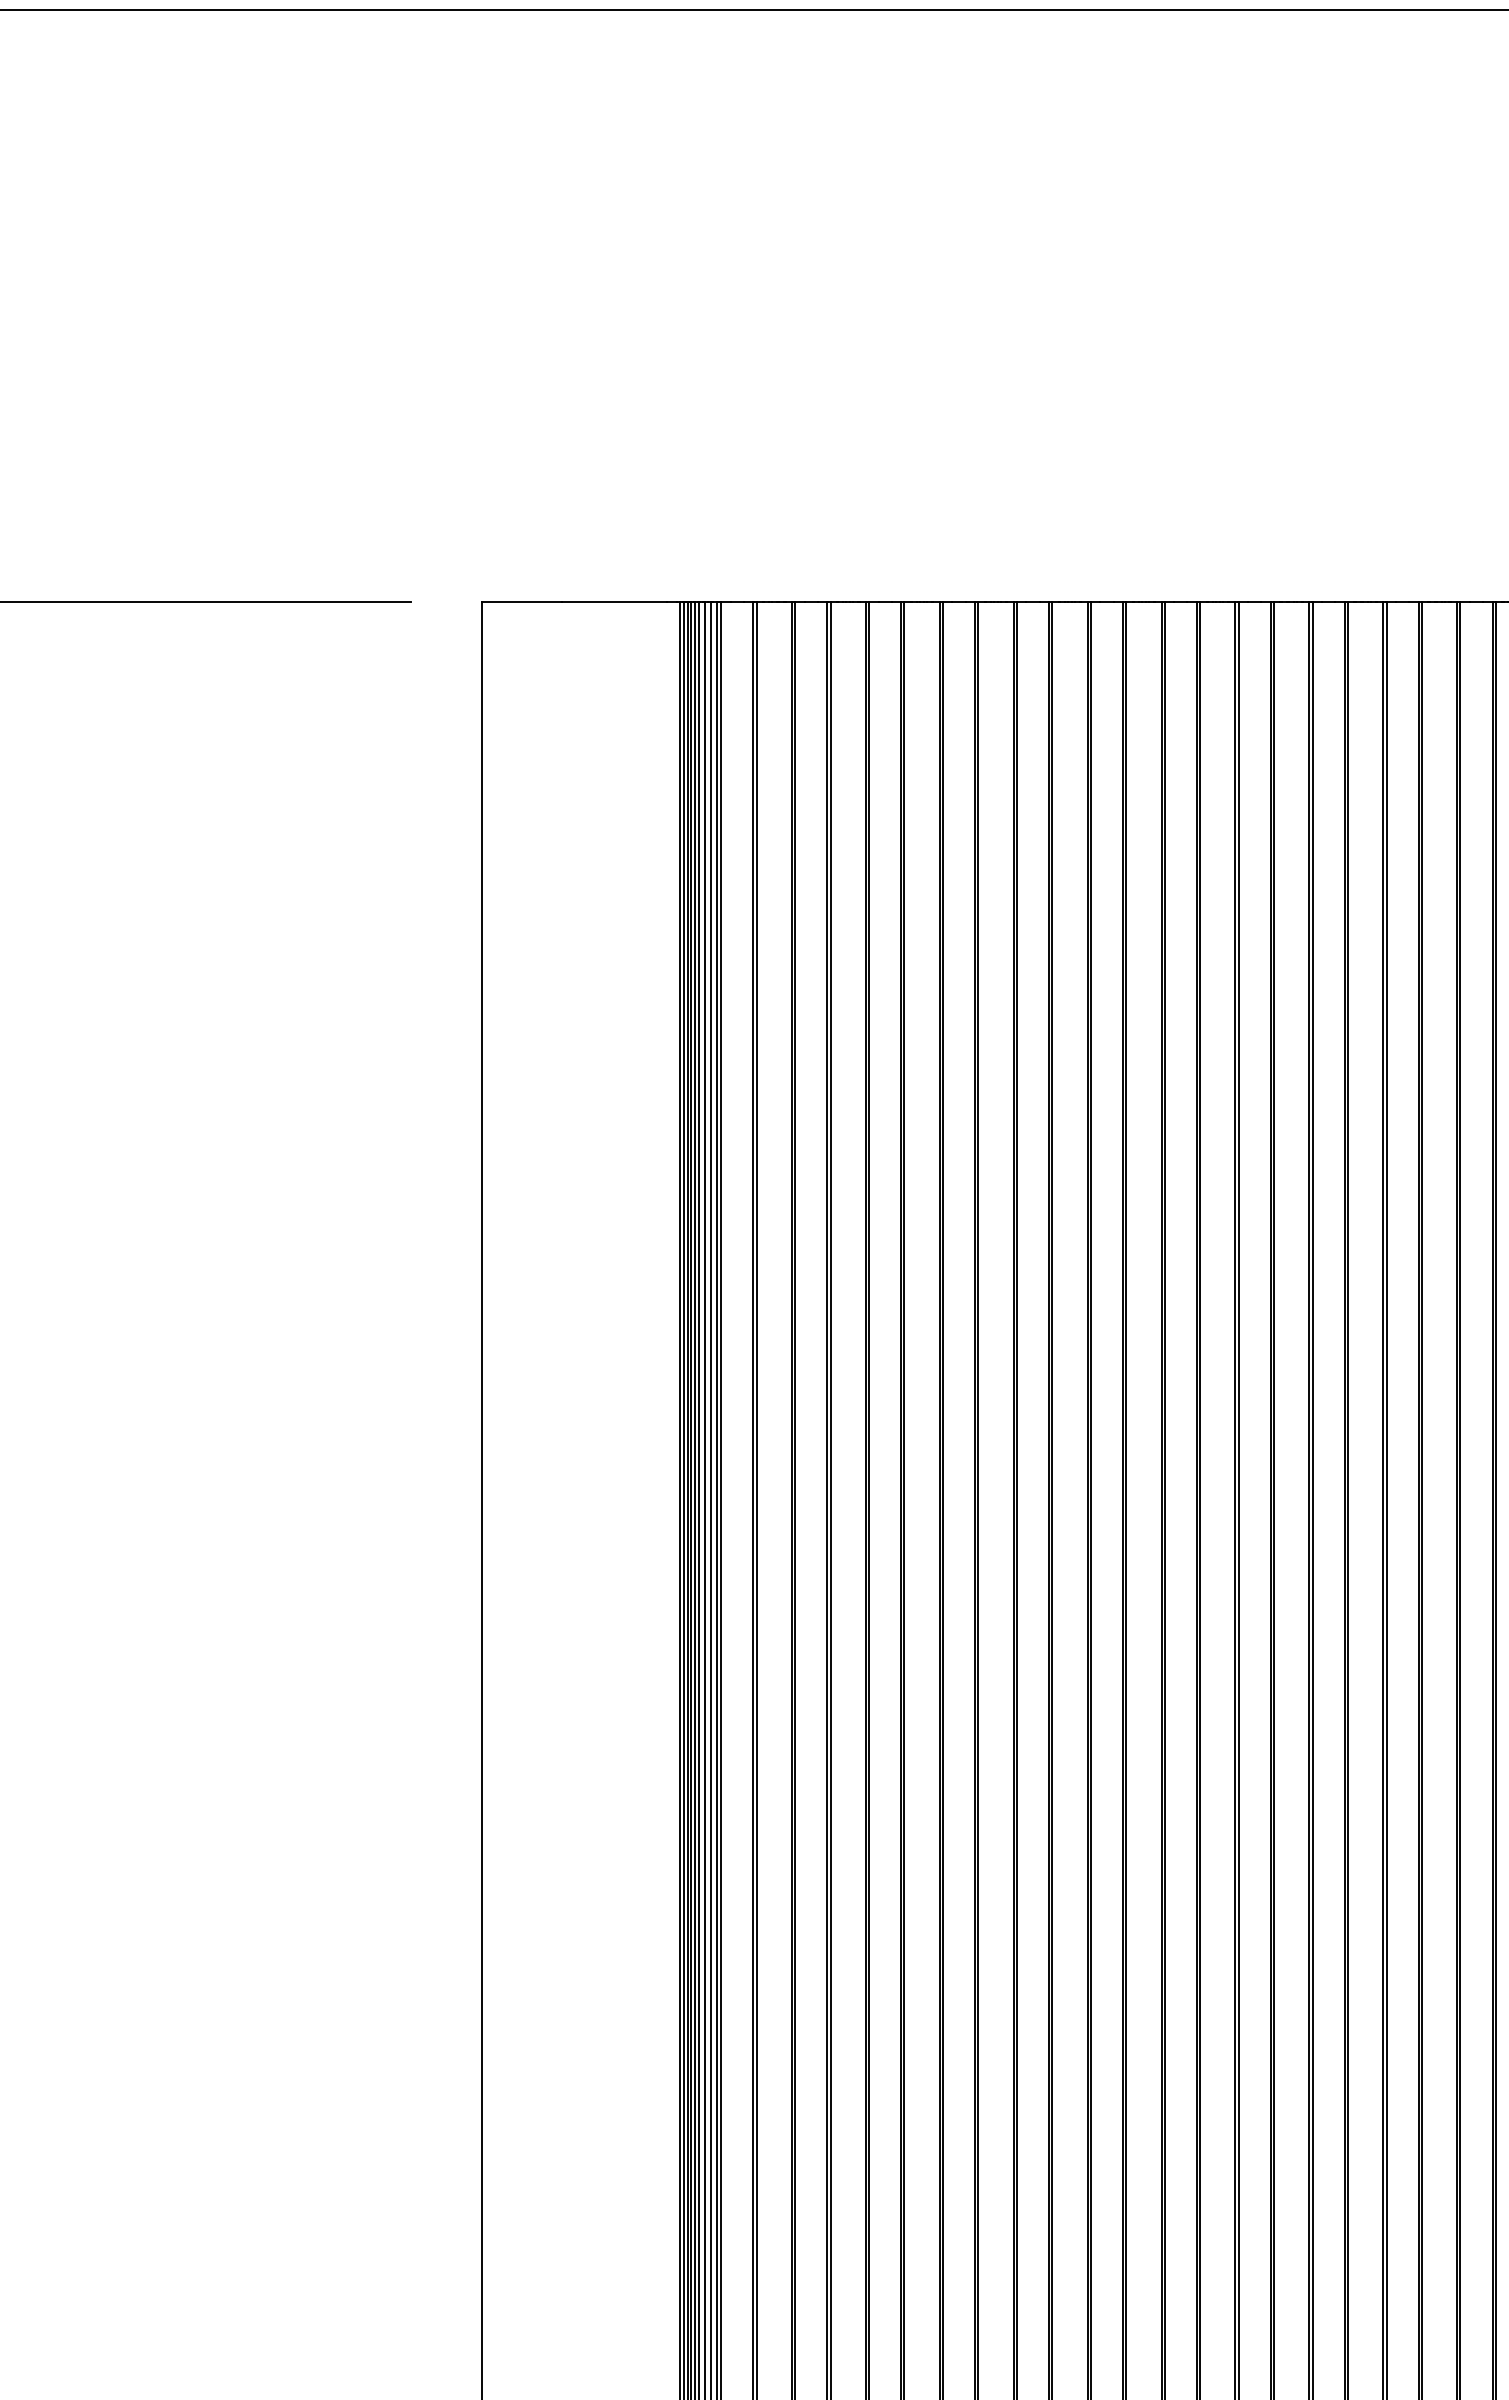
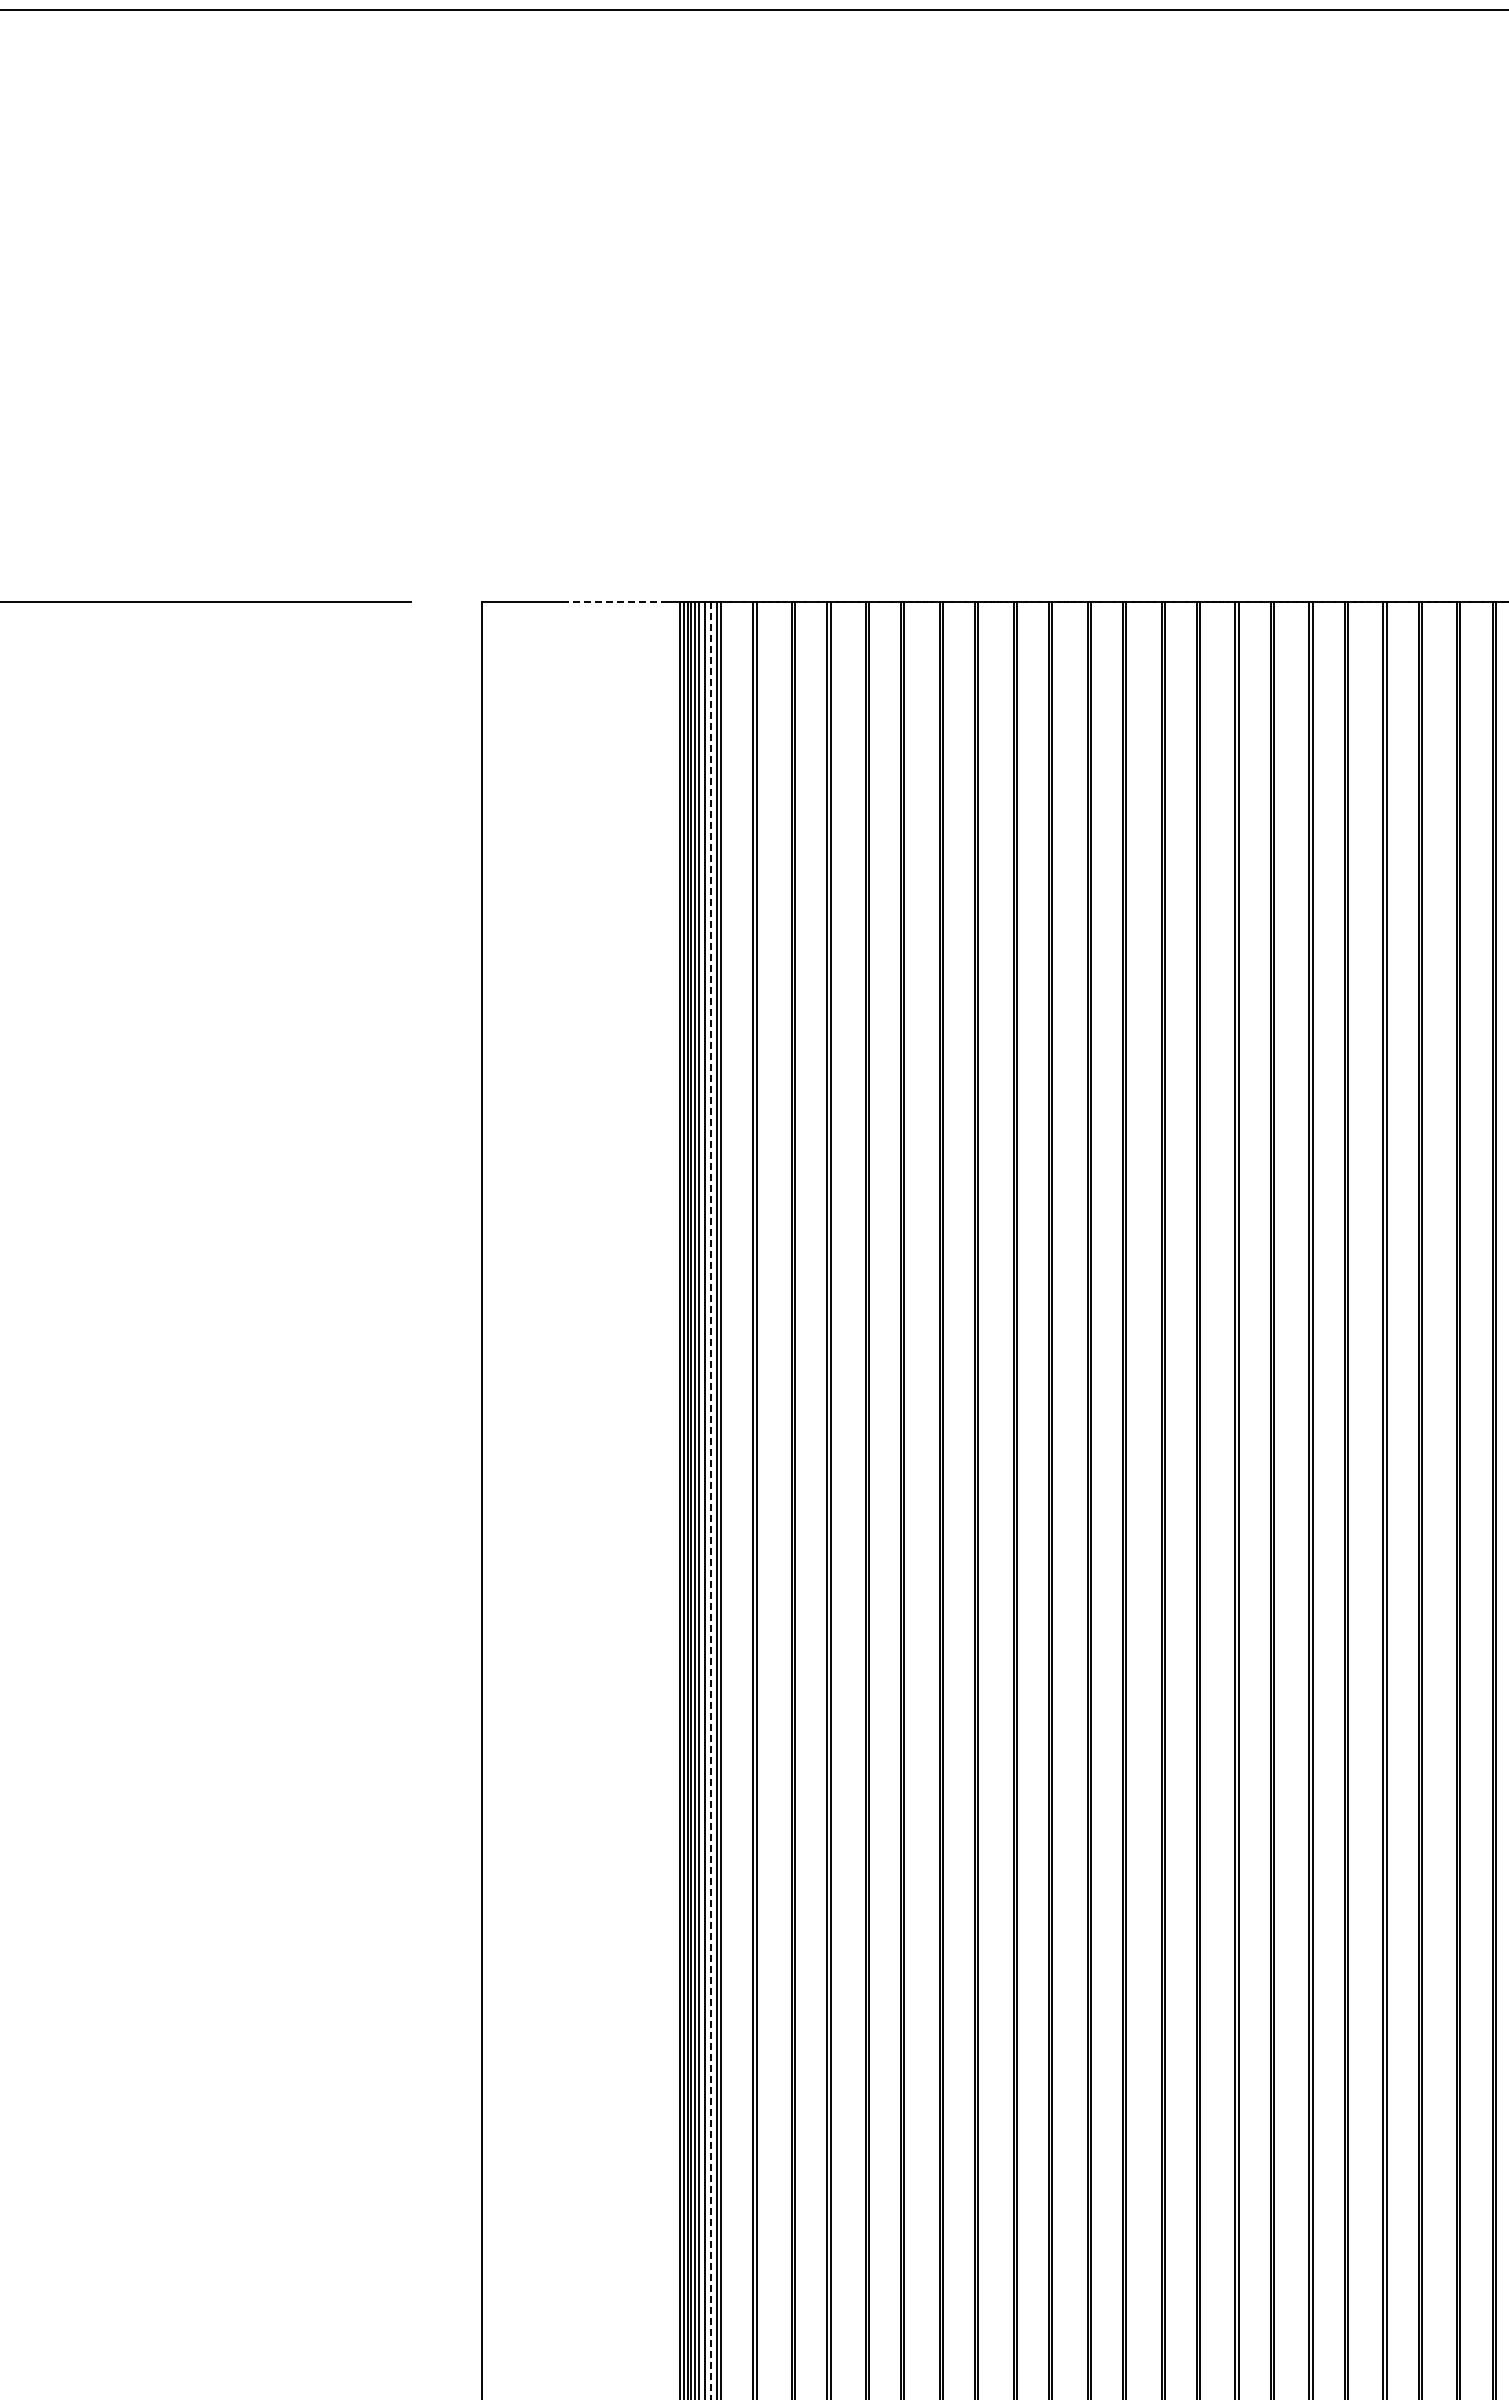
line: solid -> dashed (615, 601)
line: solid -> dashed (710, 1500)
